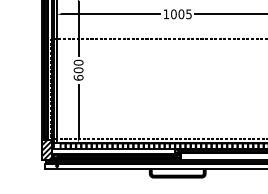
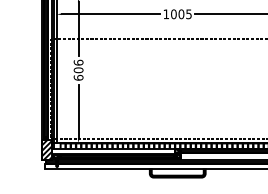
text: 600 -> 606 (78, 62)
